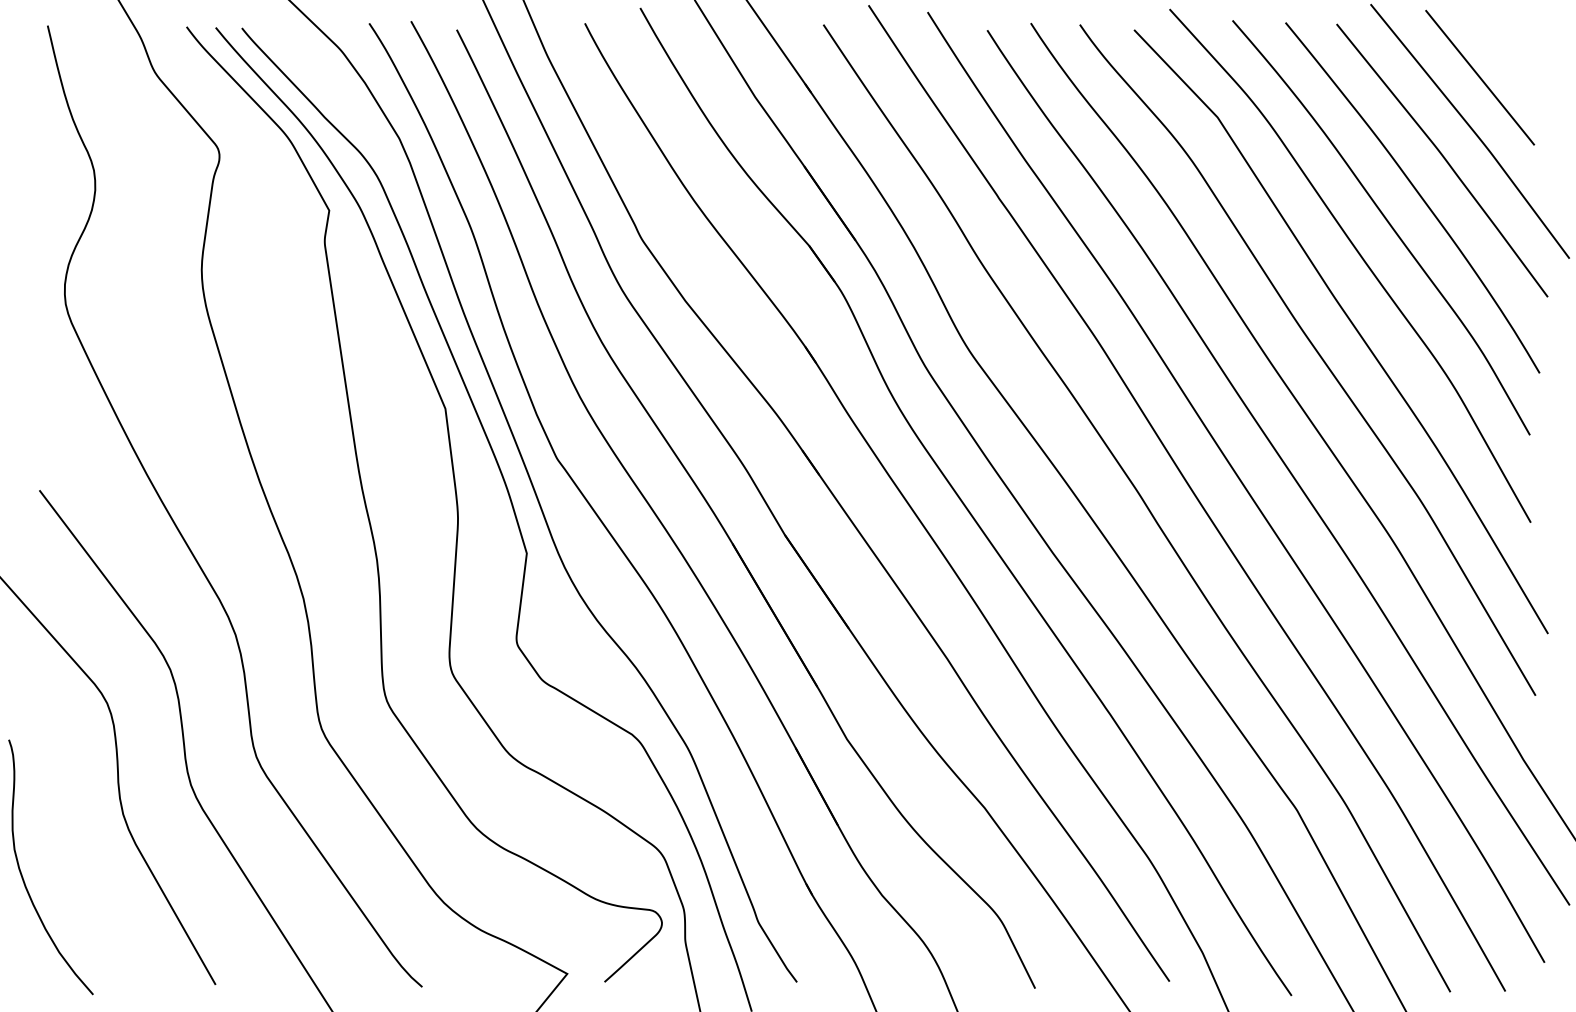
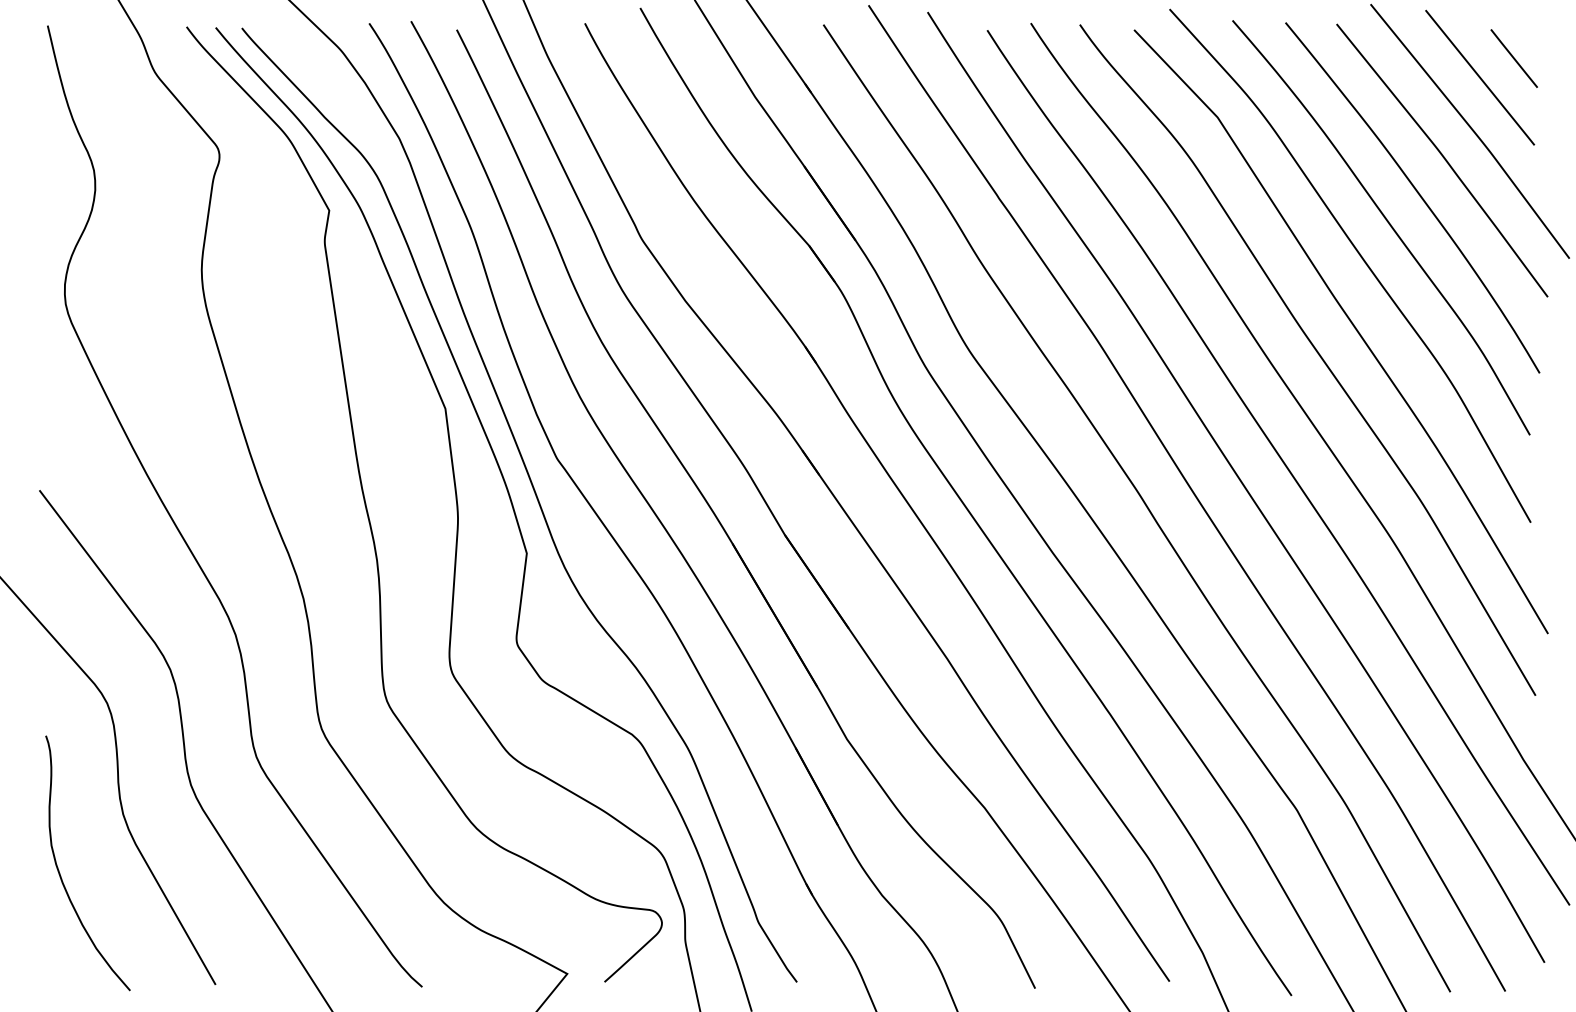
line: none -> present (1513, 58)
curve position: (23, 877) -> (60, 873) (60, 873)
